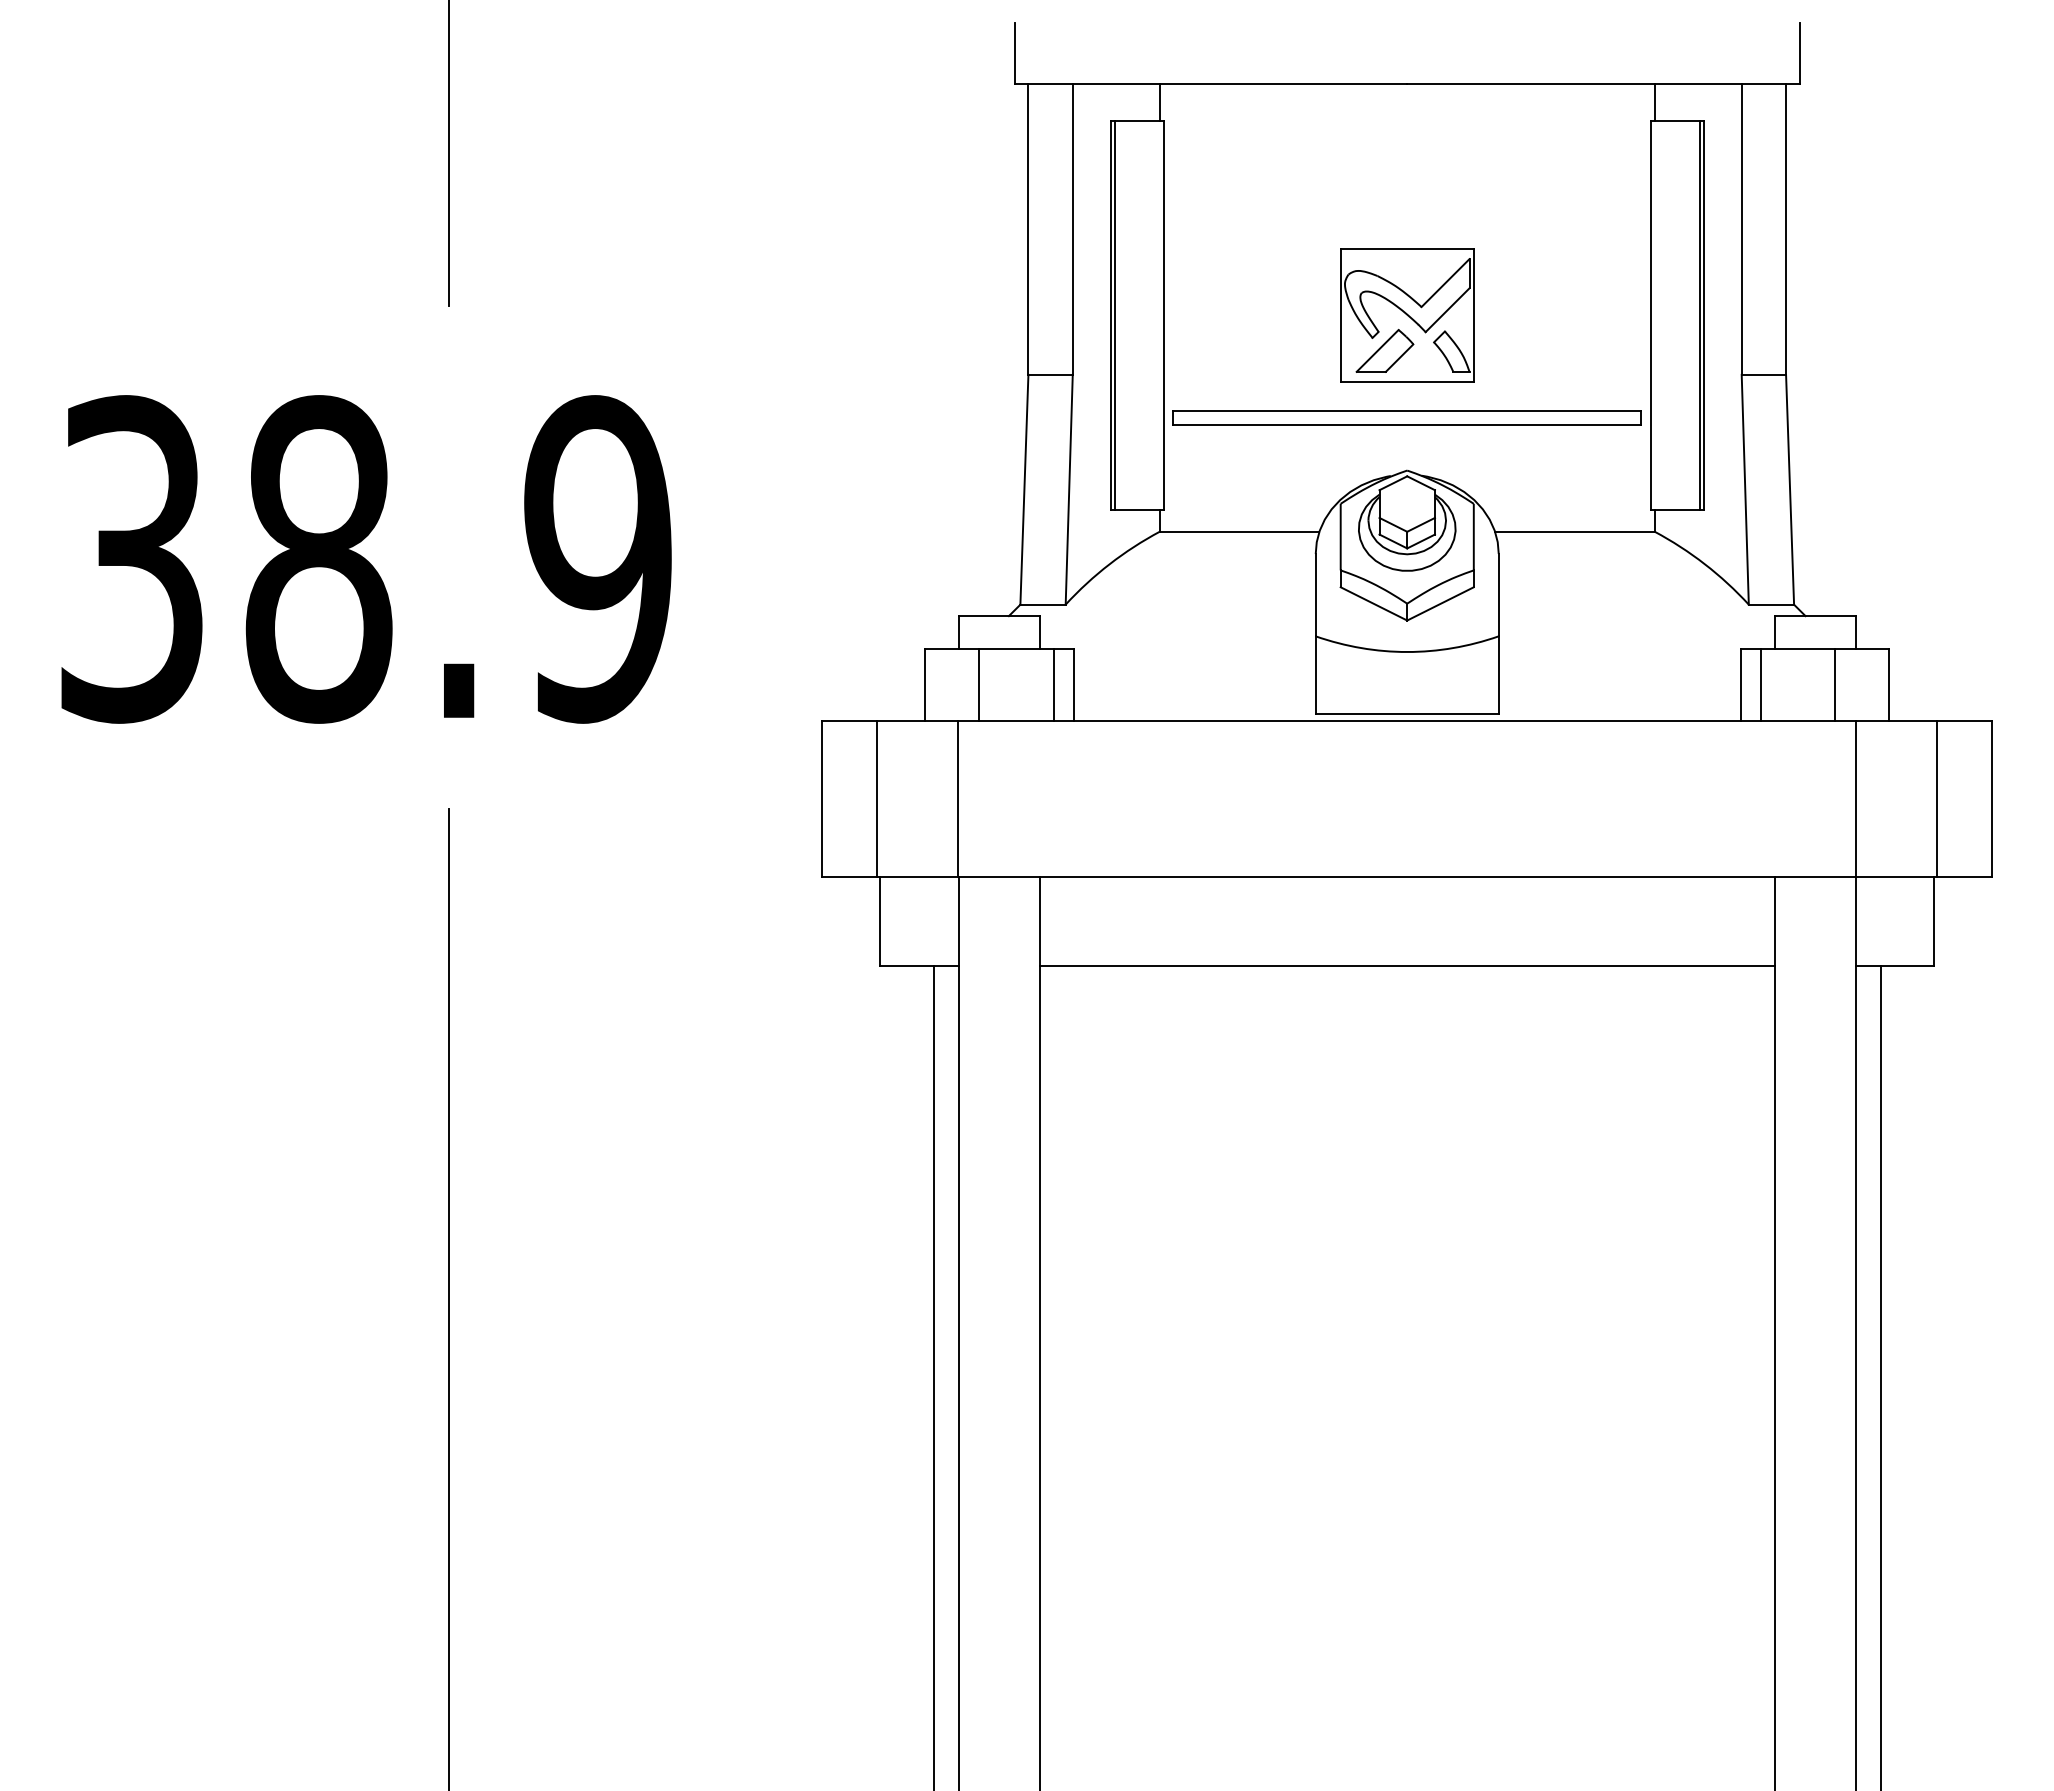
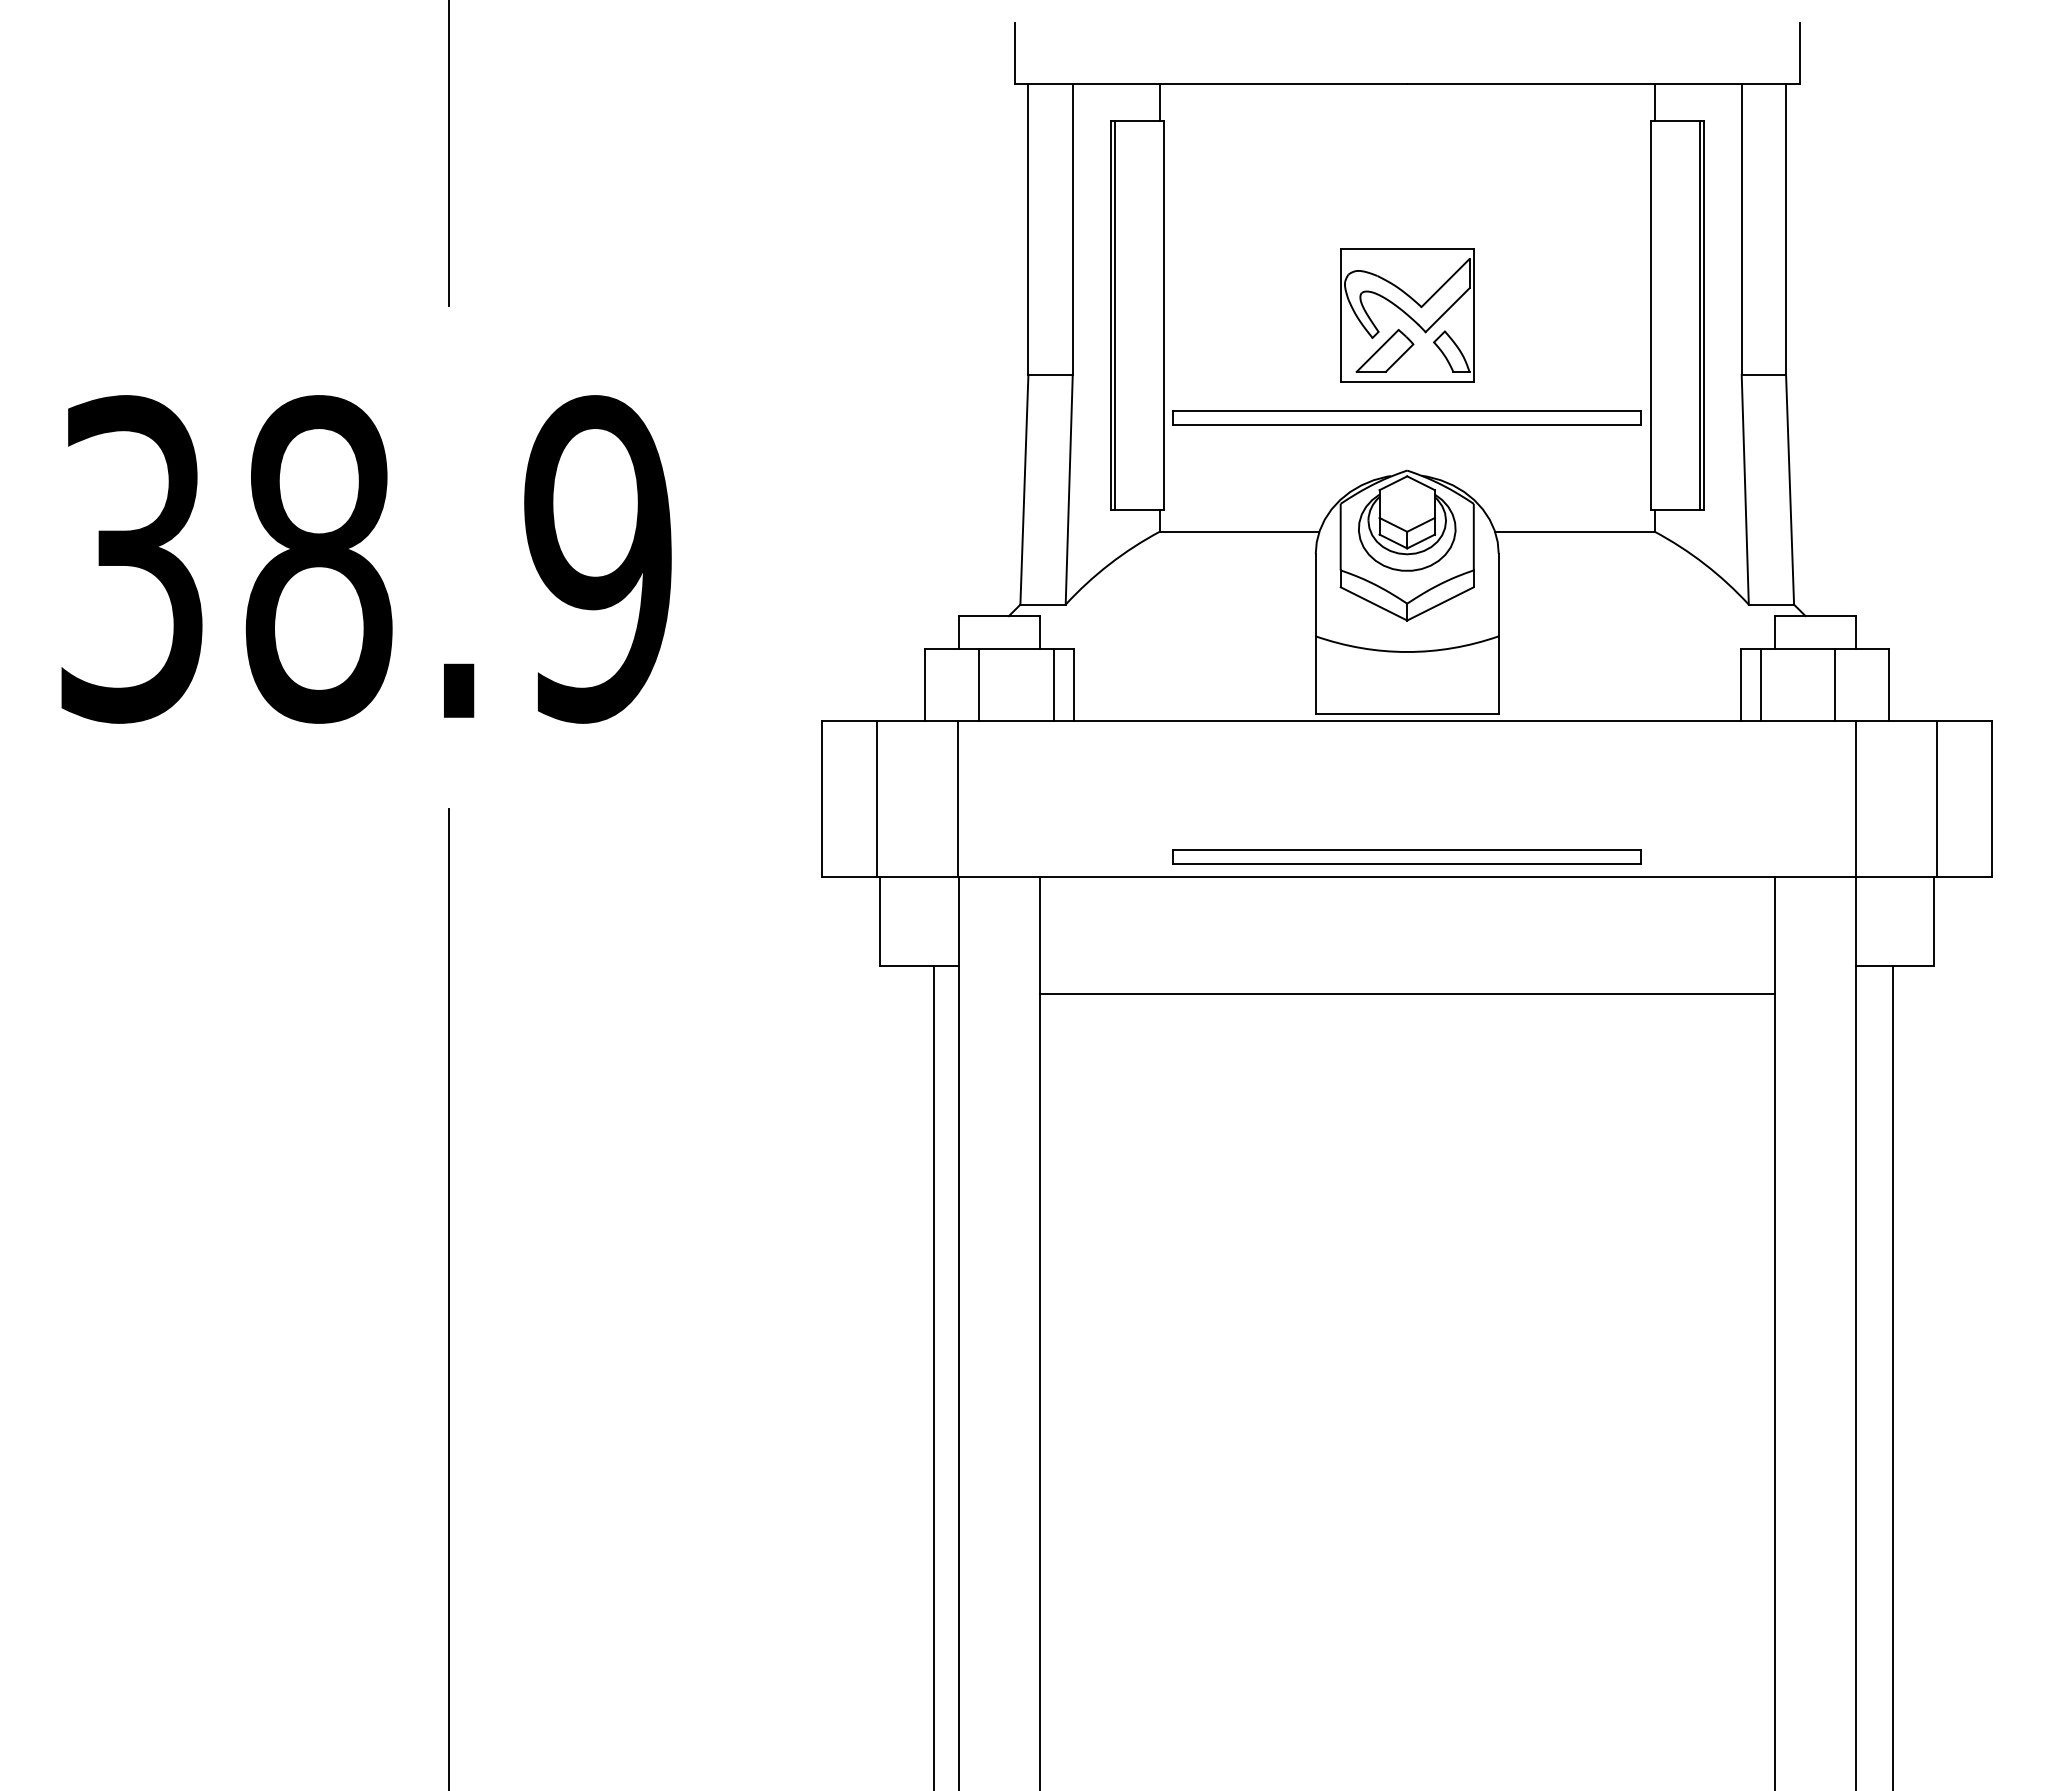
part: none -> present (1406, 856)
line position: (1406, 965) -> (1406, 993) (1406, 993)
line position: (1880, 1376) -> (1892, 1376) (1892, 1376)
